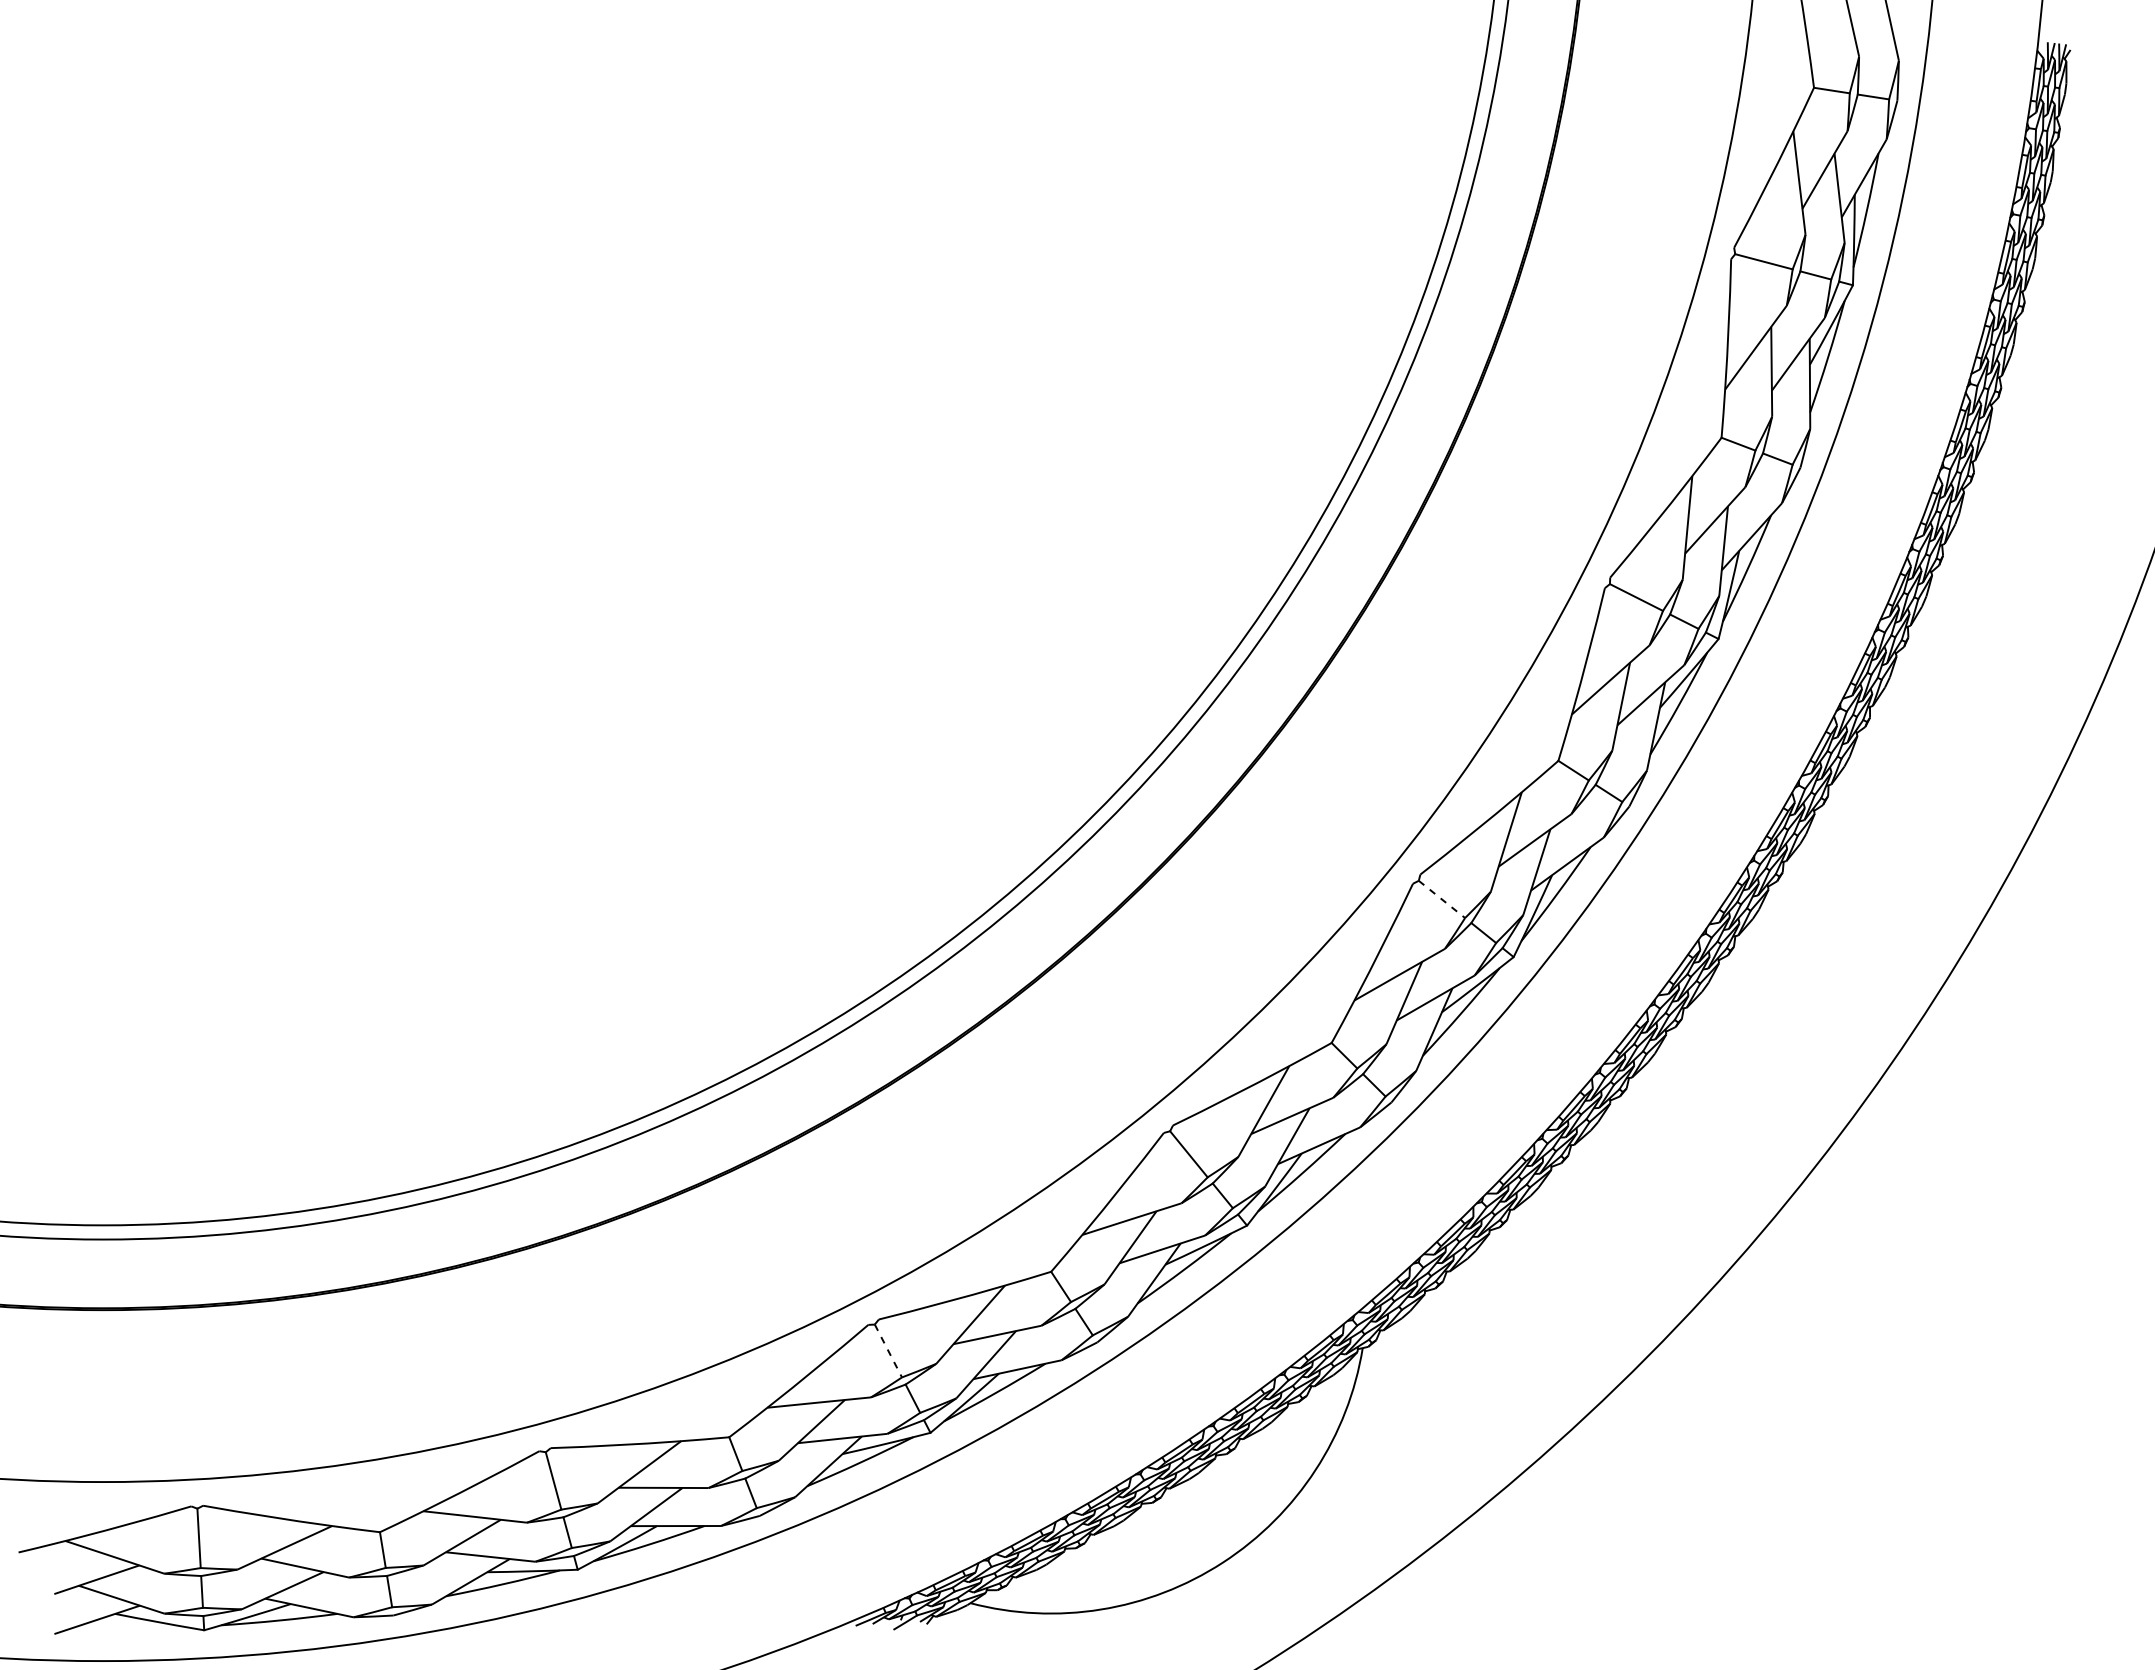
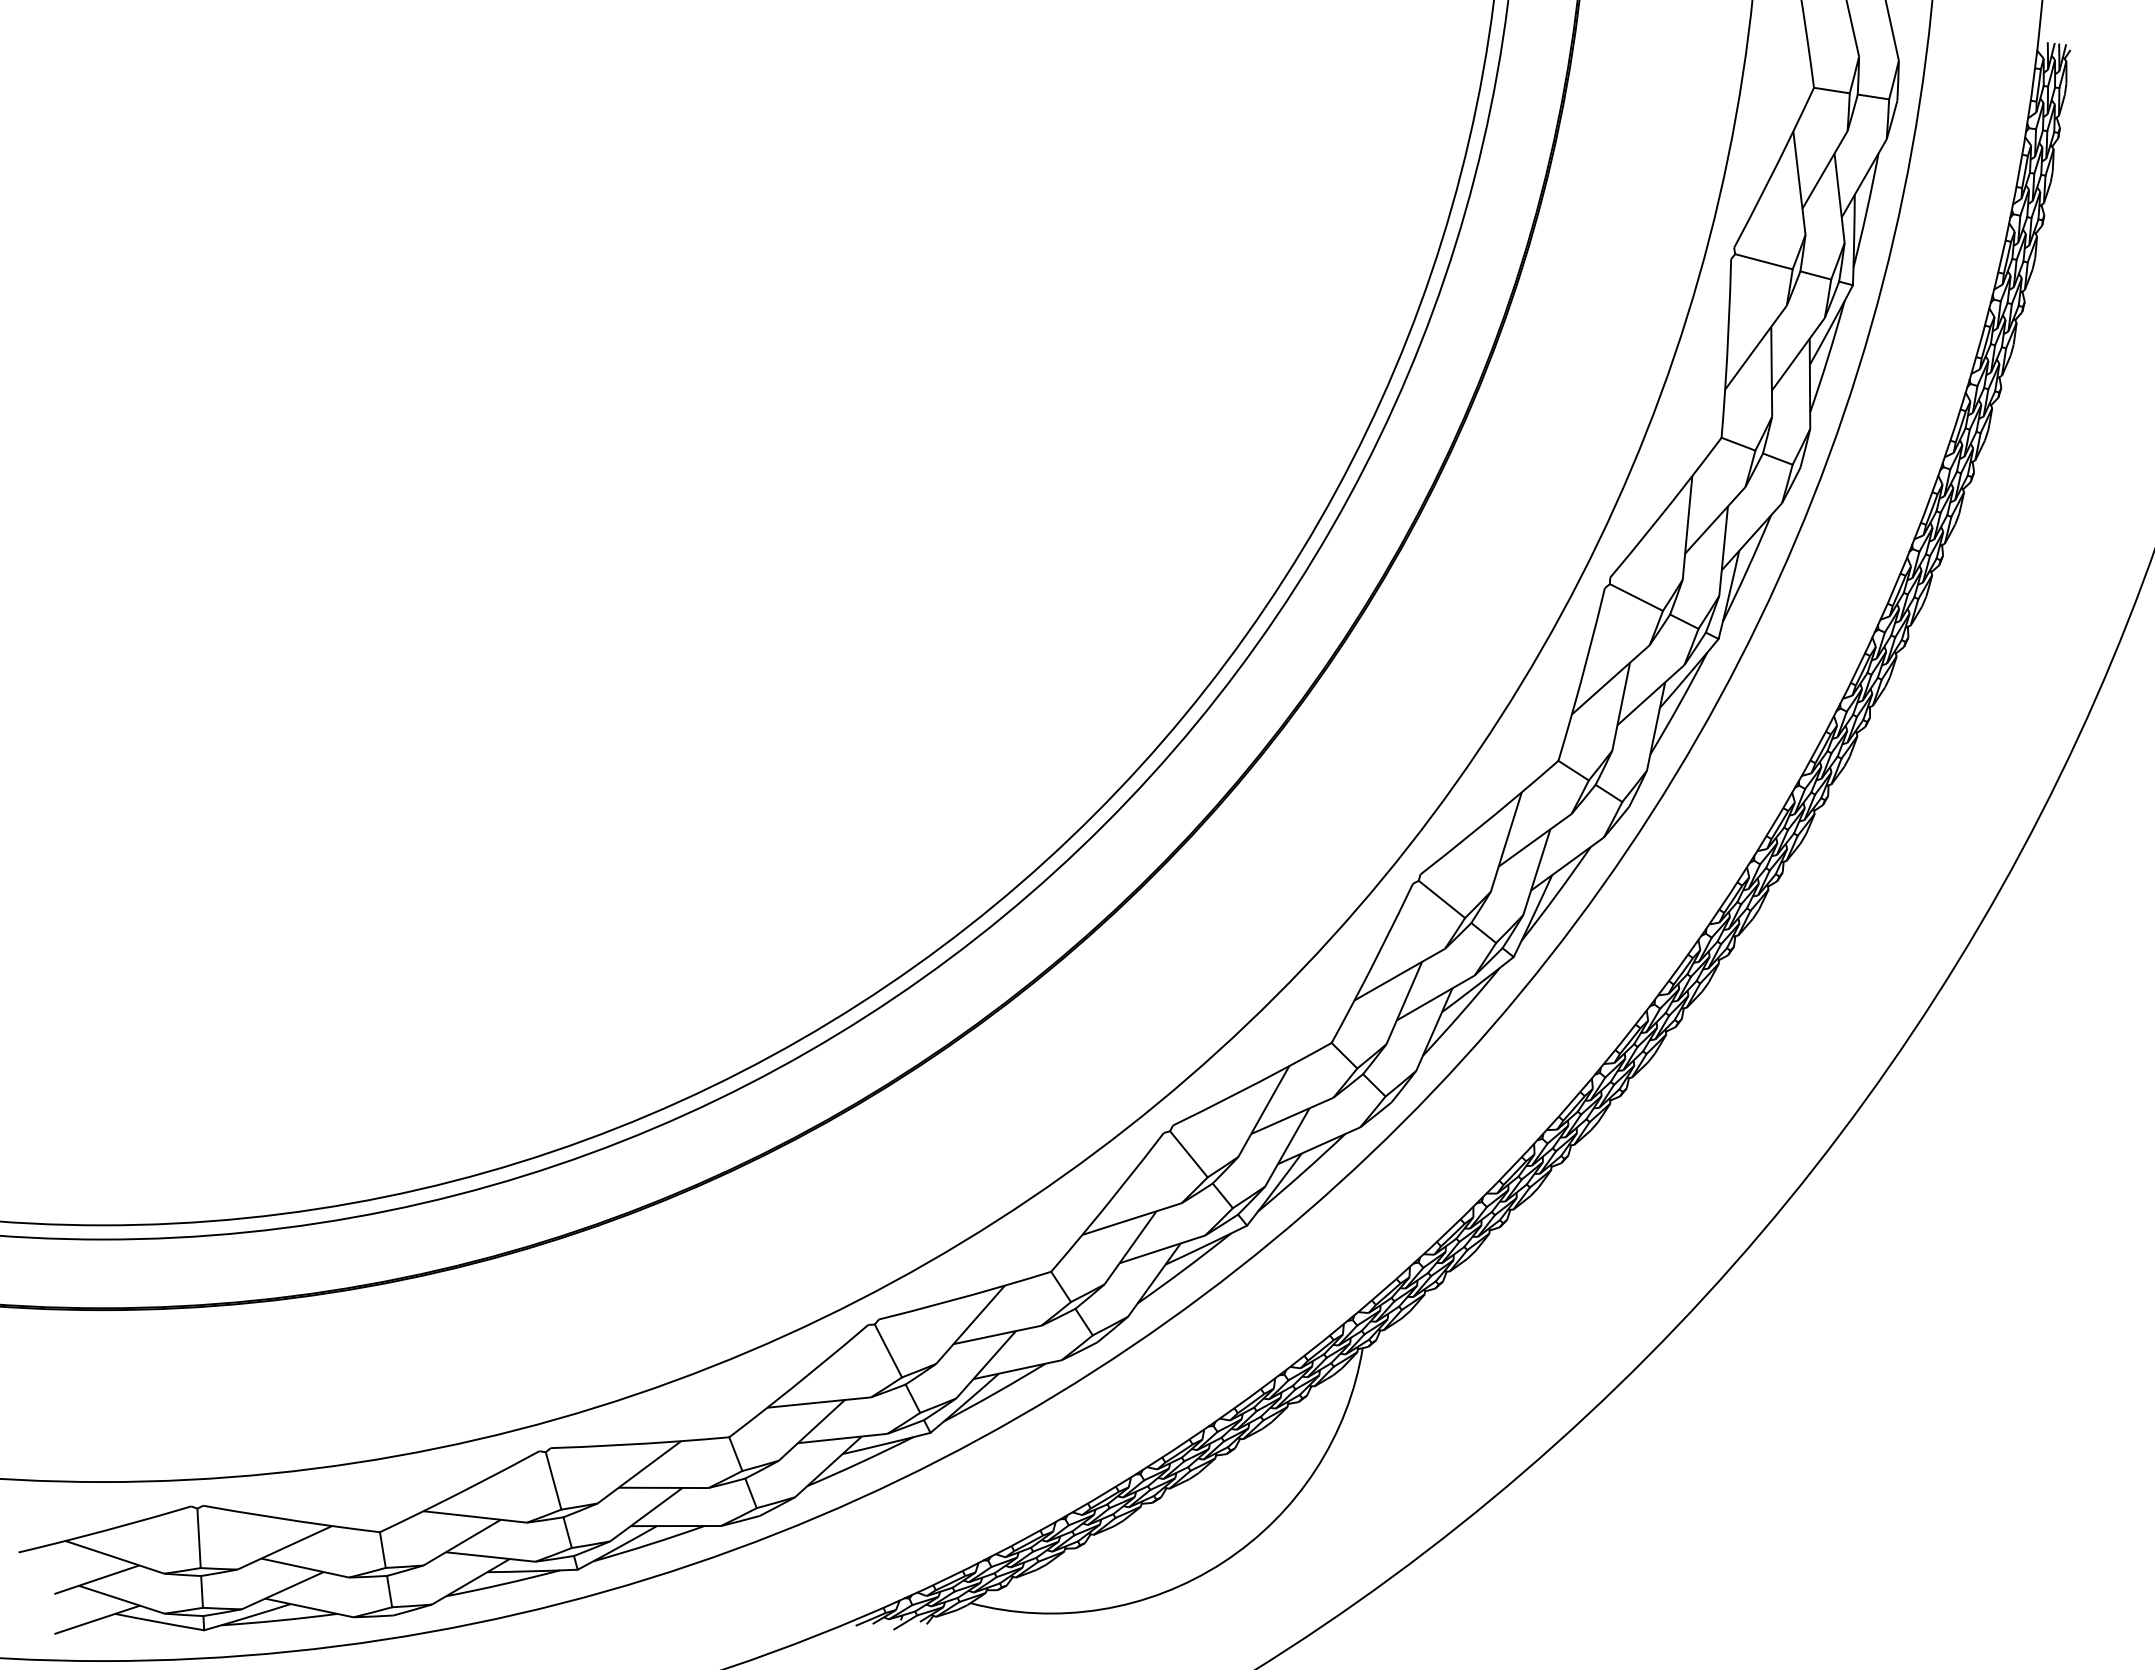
line: dashed -> solid (1441, 899)
line: dashed -> solid (888, 1351)
